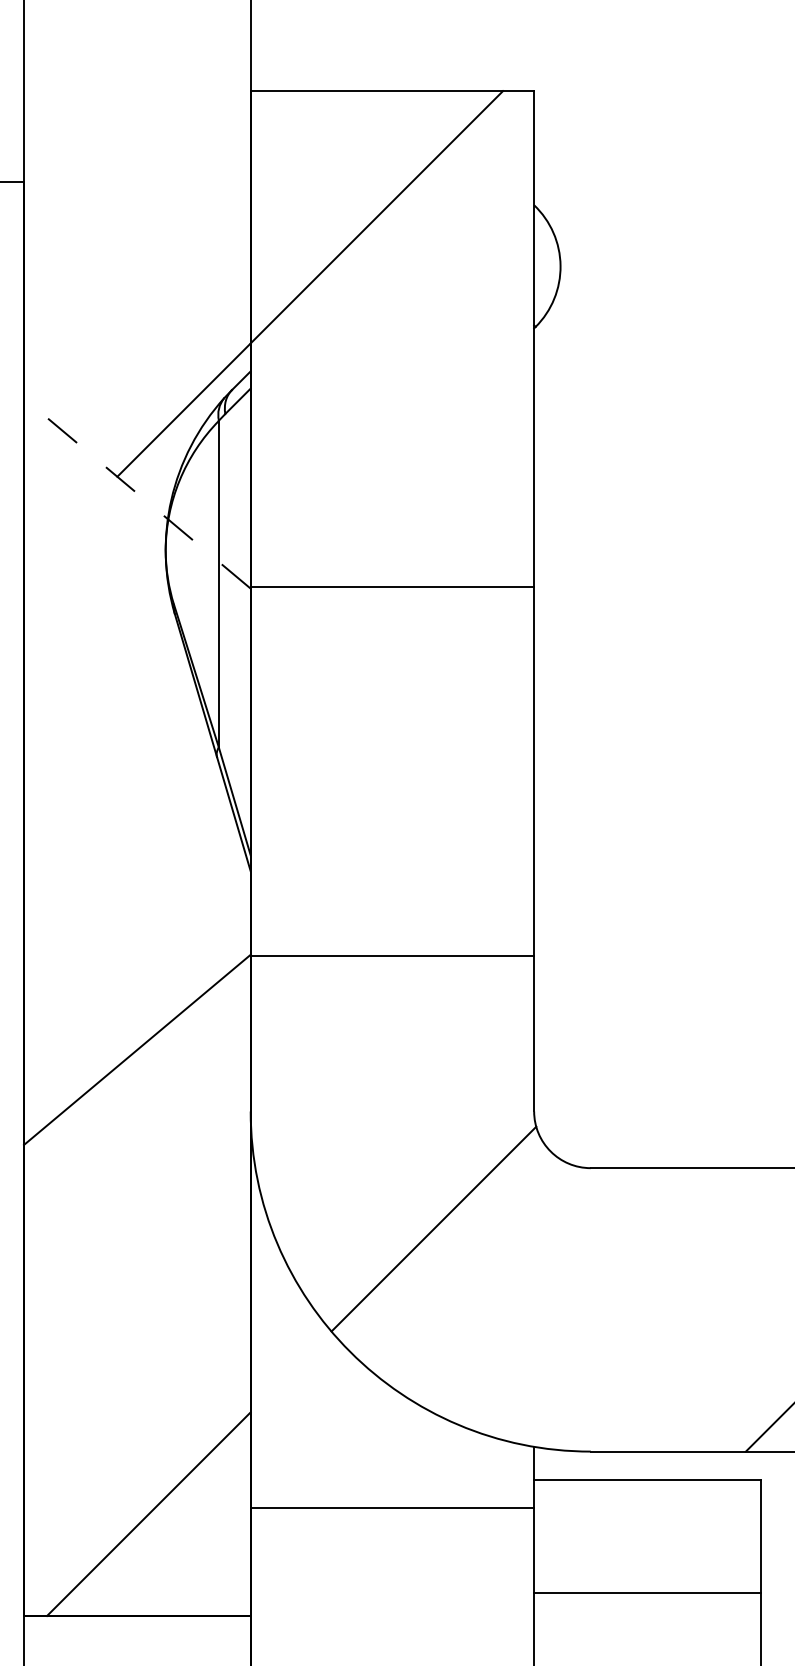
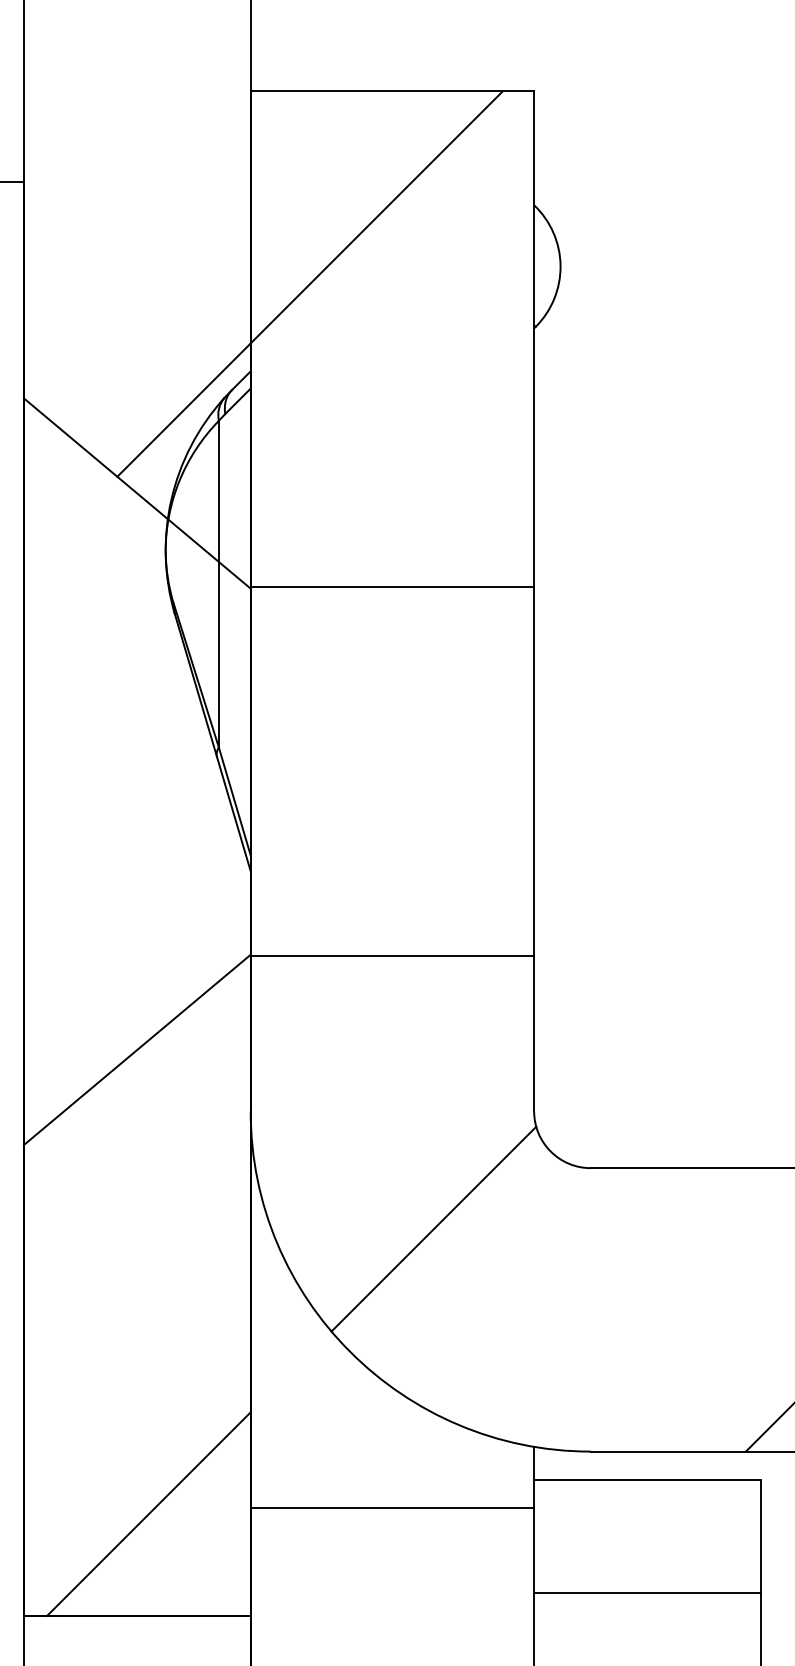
line: dashed -> solid (137, 493)
